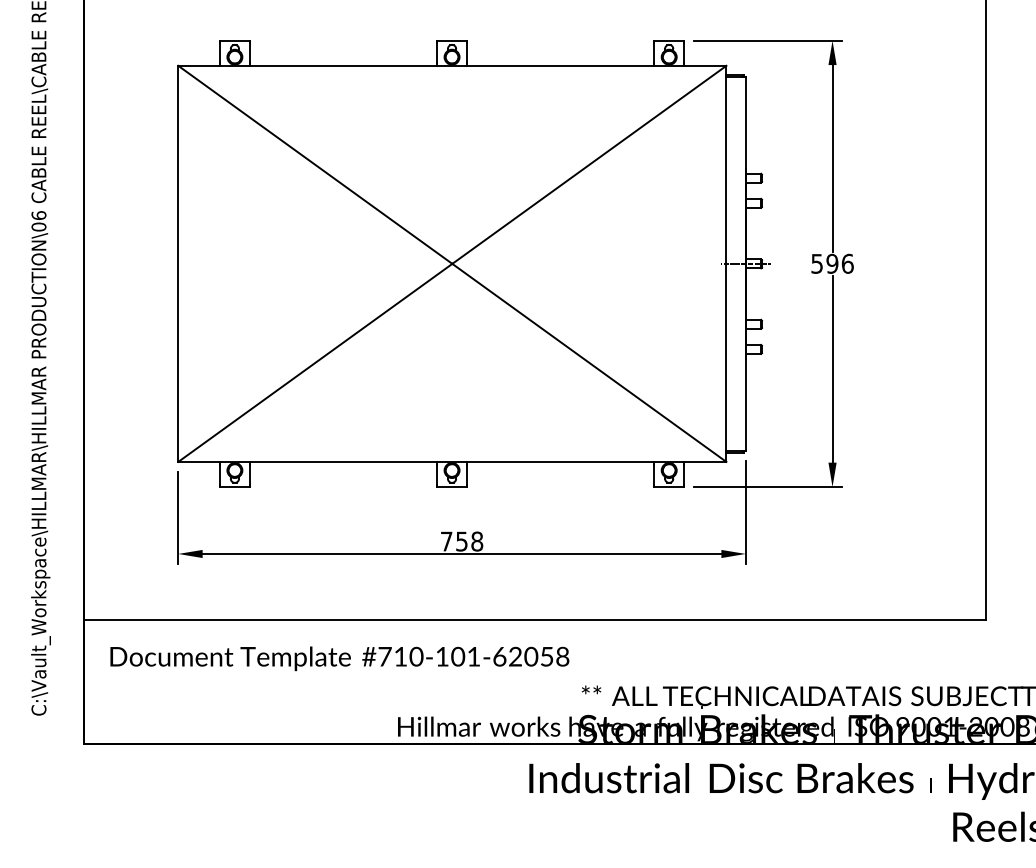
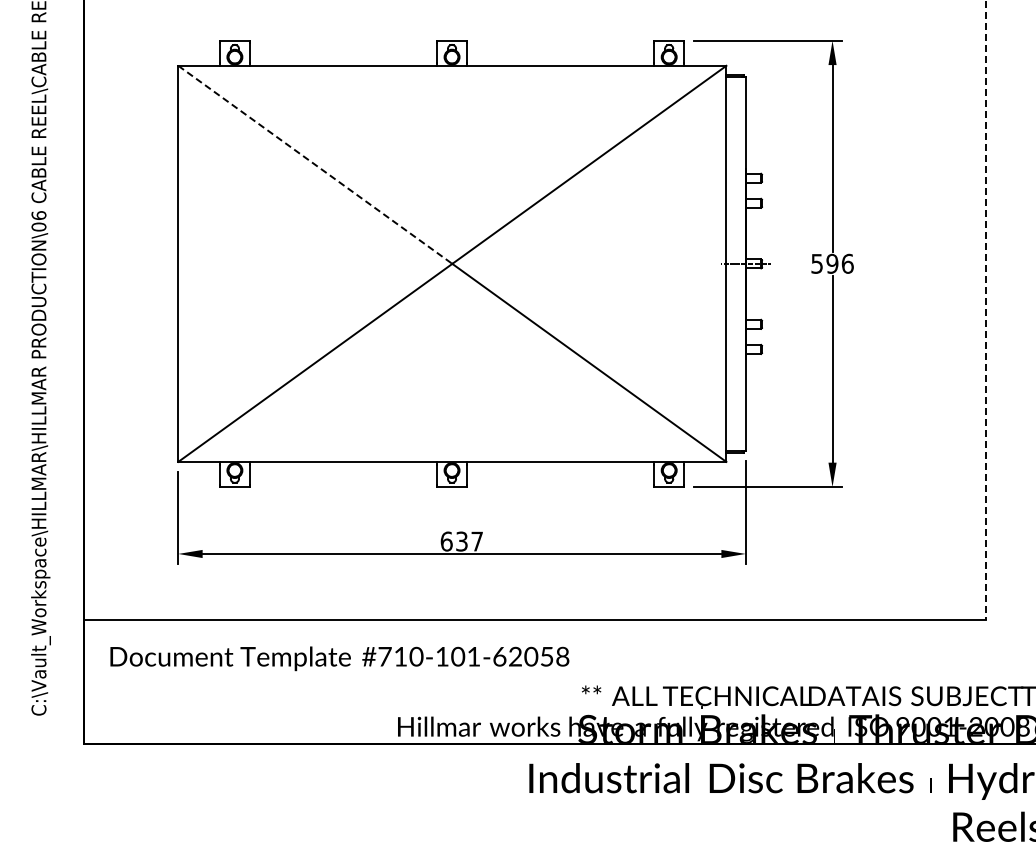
line: solid -> dashed (315, 165)
line: solid -> dashed (986, 310)
text: 758 -> 637 (461, 541)
